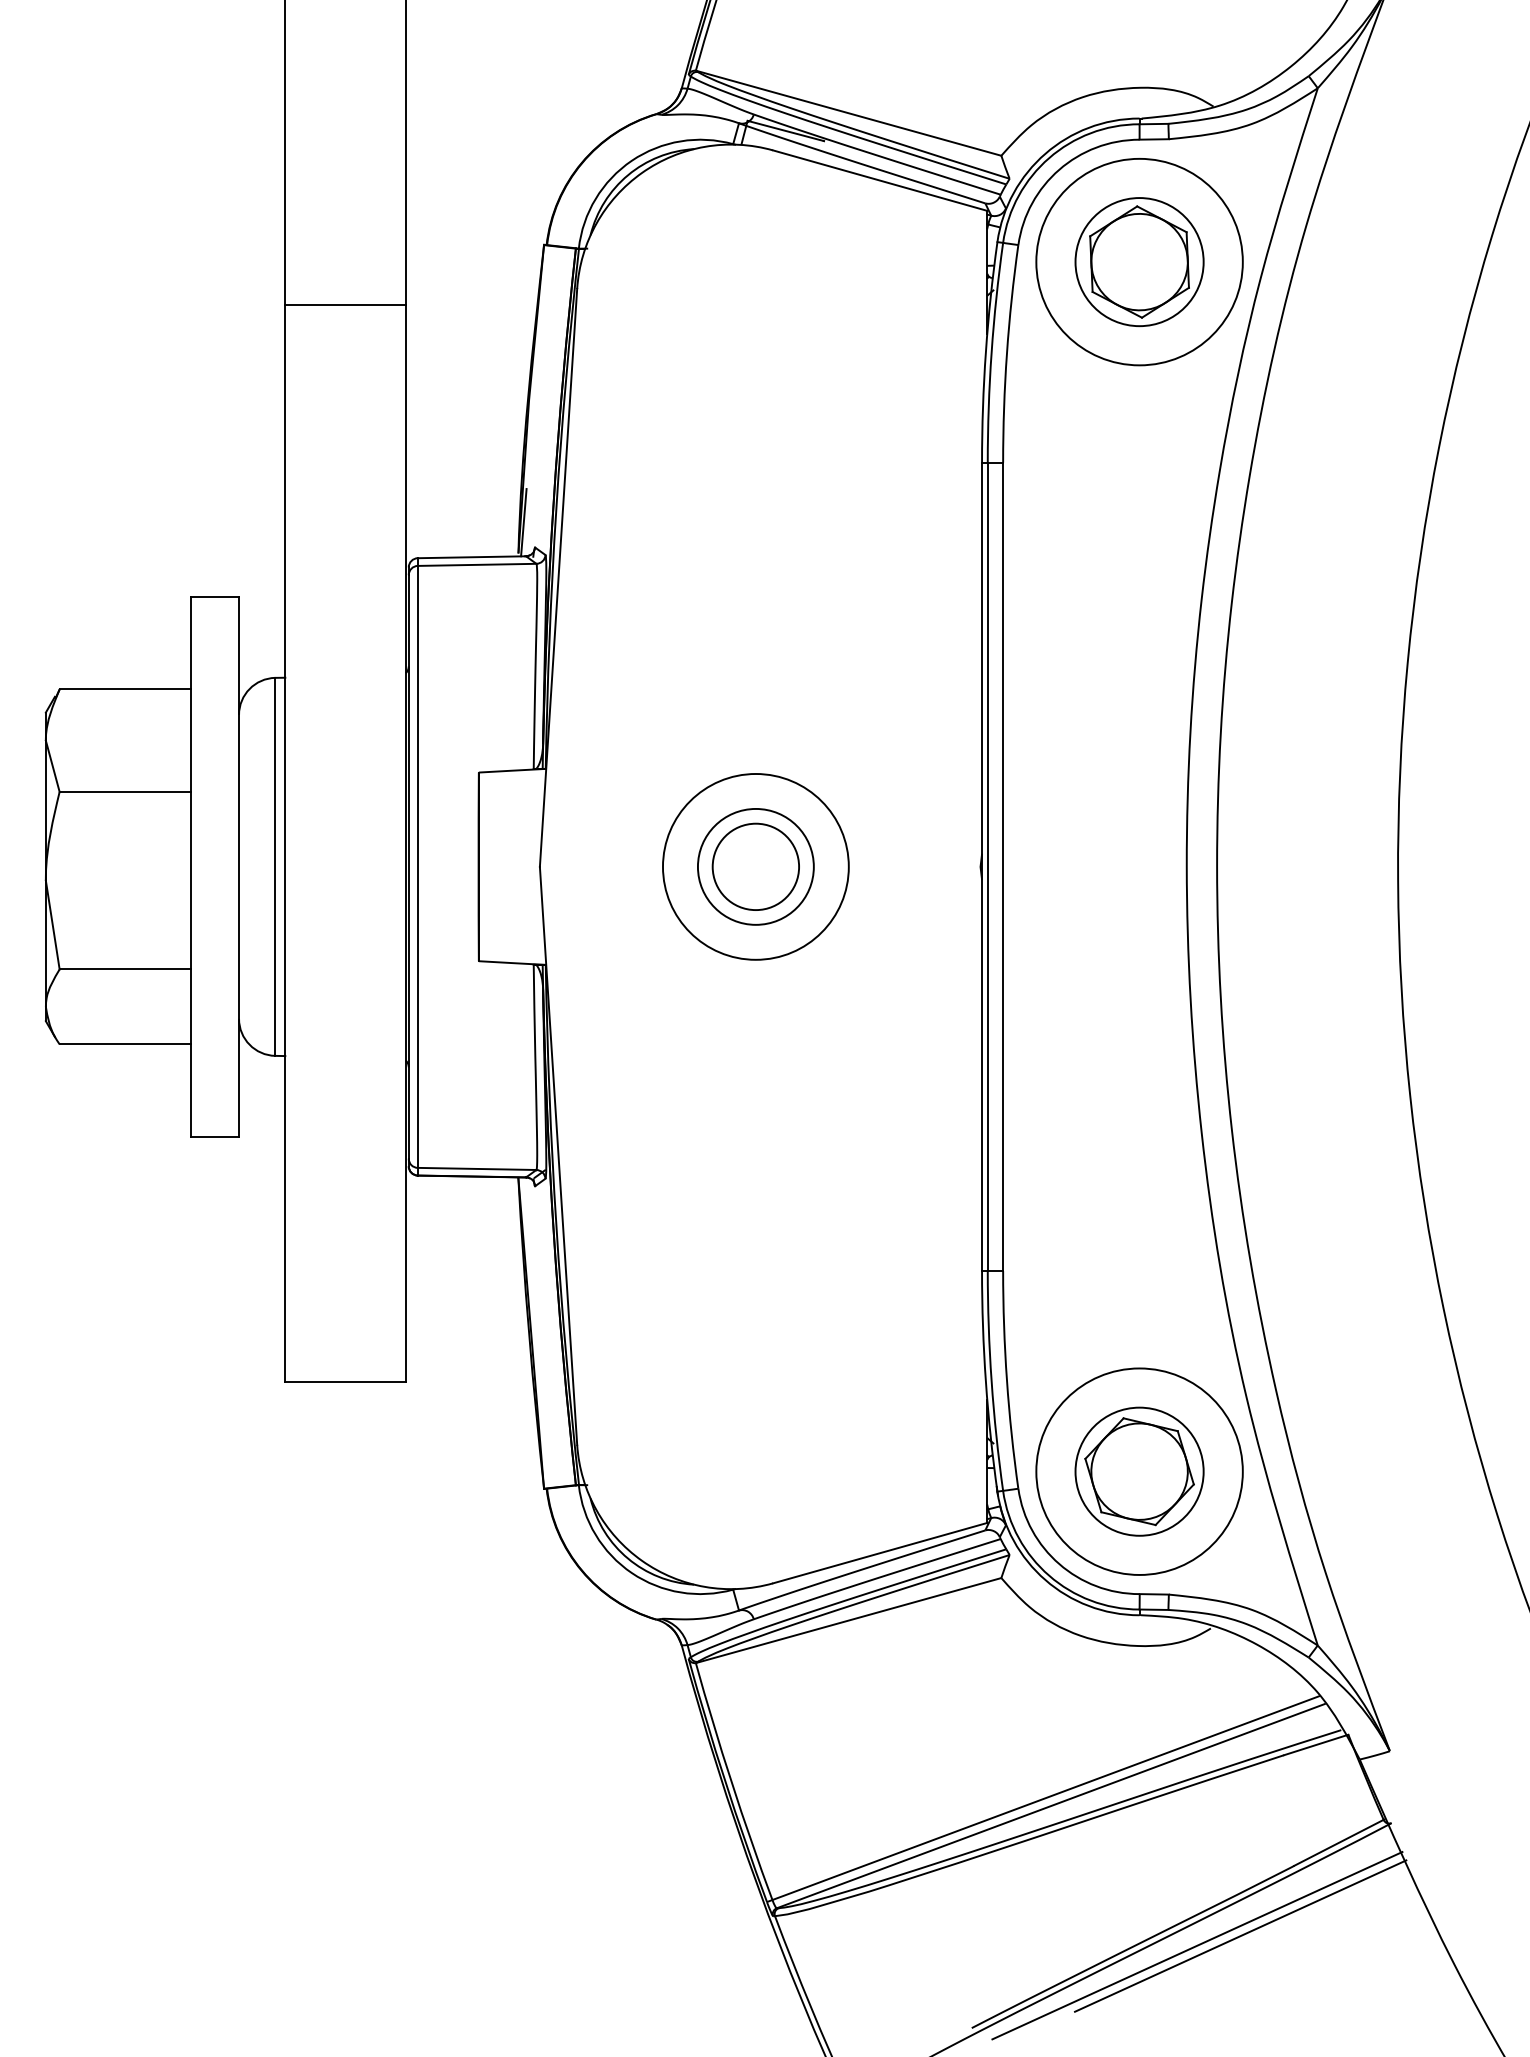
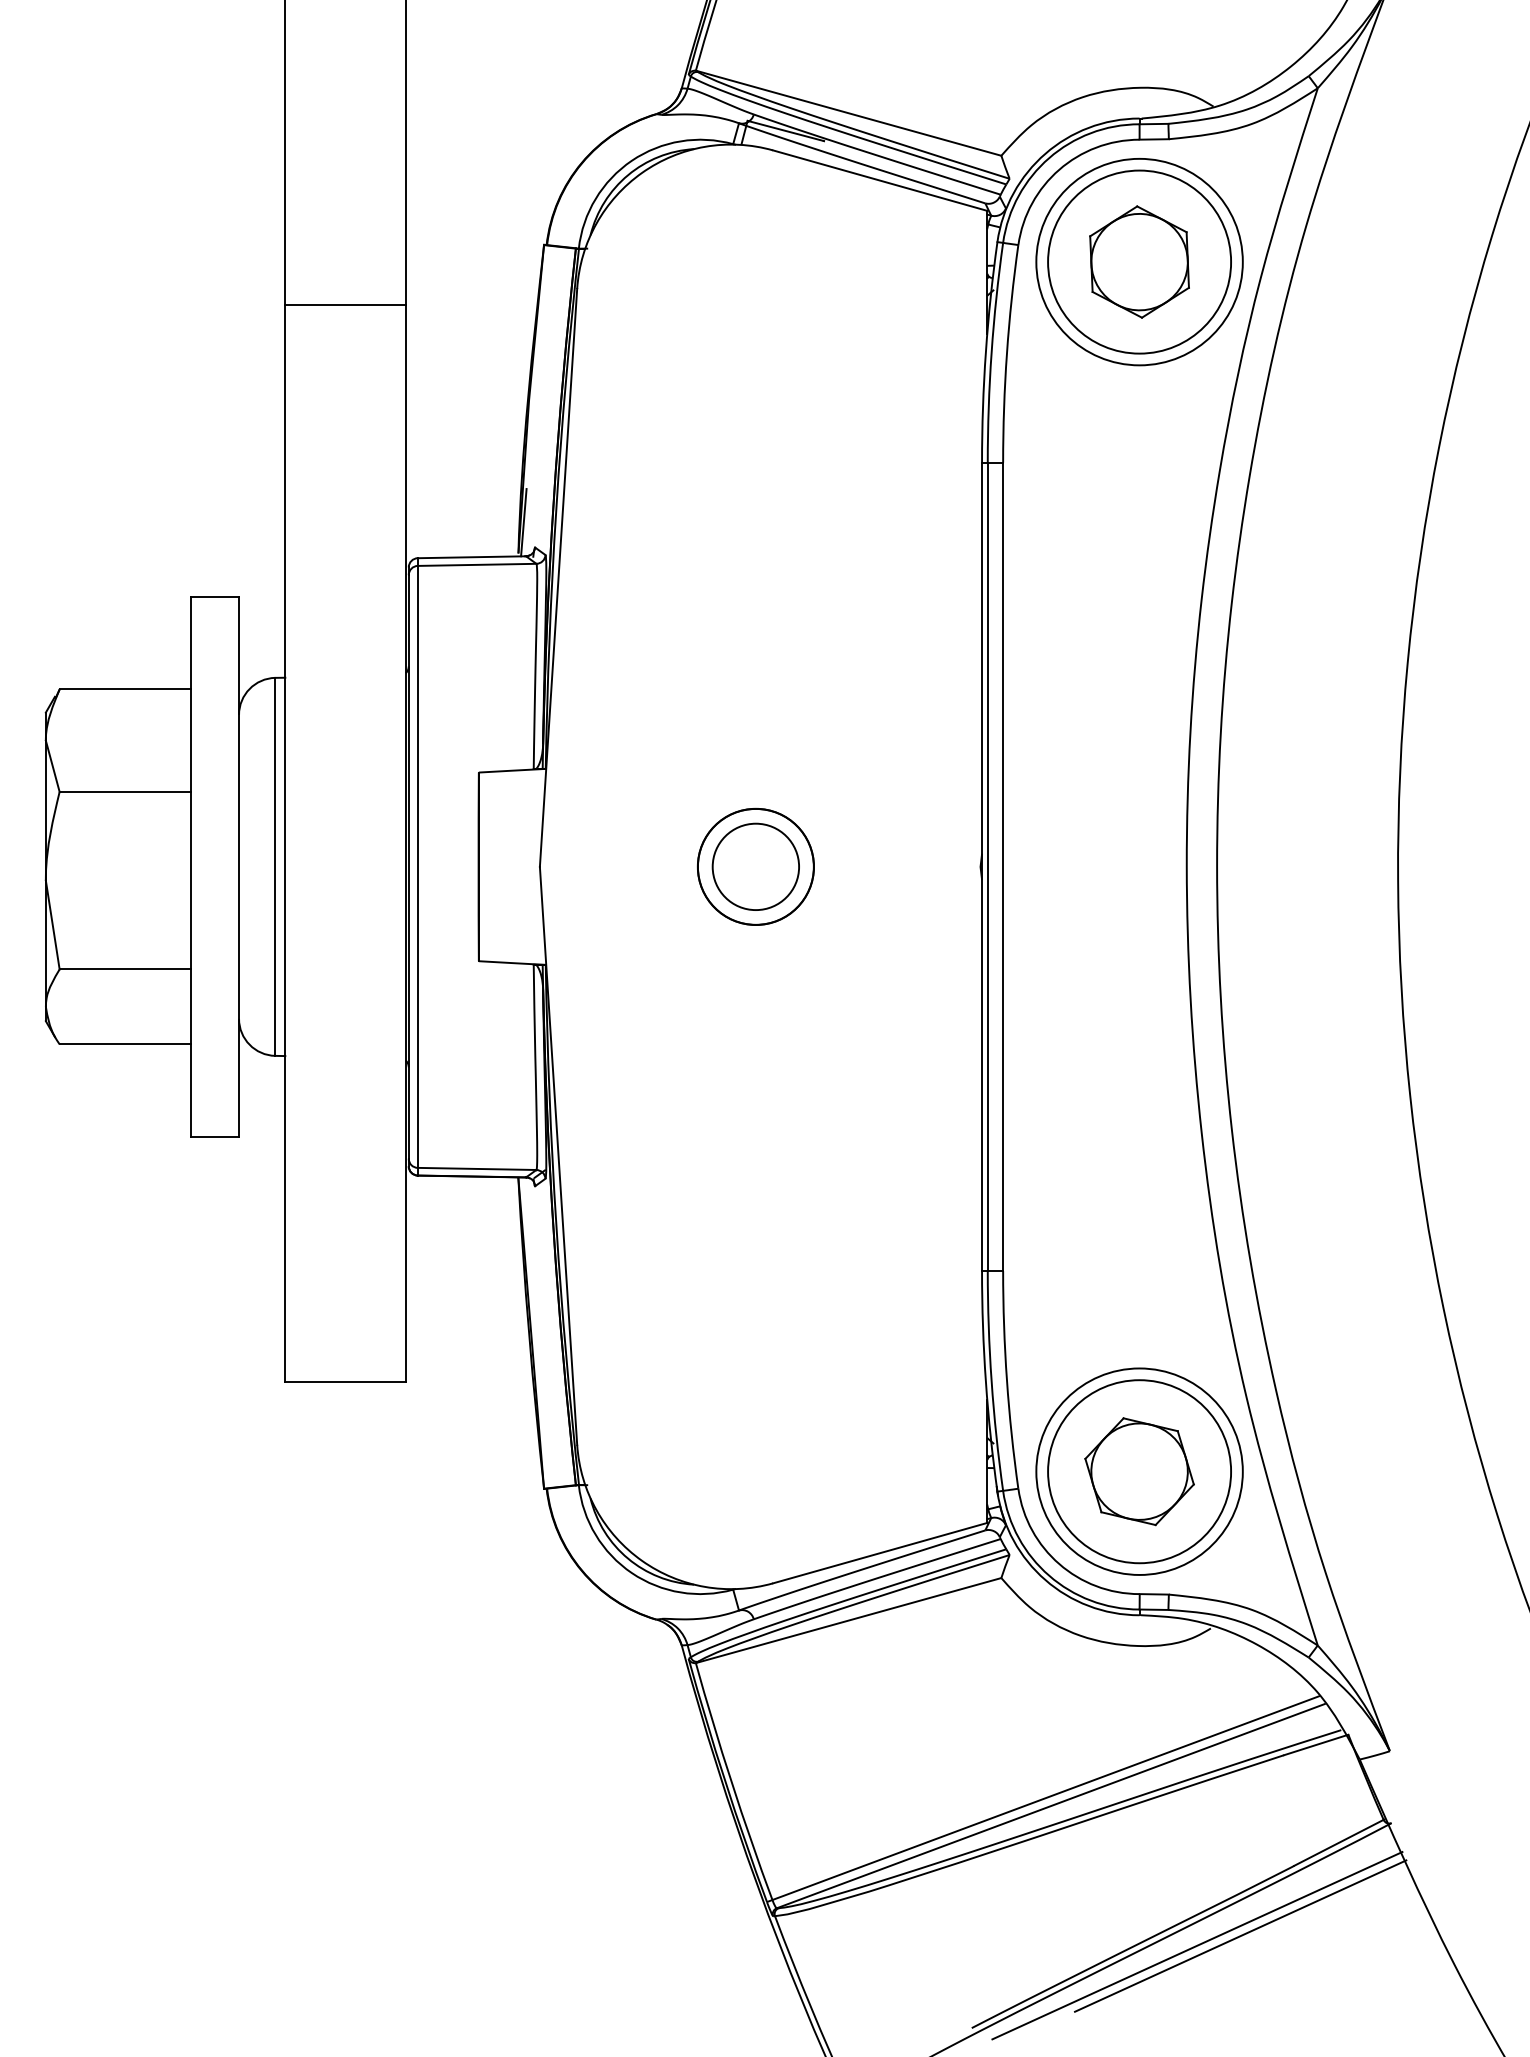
circle diameter: 128 px -> 183 px (1139, 261)
circle diameter: 186 px -> 116 px (755, 866)
circle diameter: 128 px -> 183 px (1139, 1471)
